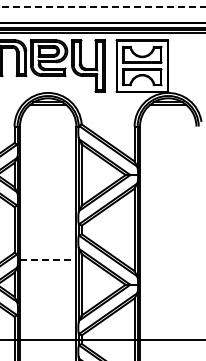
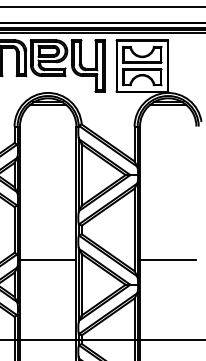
line: dashed -> solid (103, 7)
line: dashed -> solid (48, 259)
line: none -> present (168, 259)
